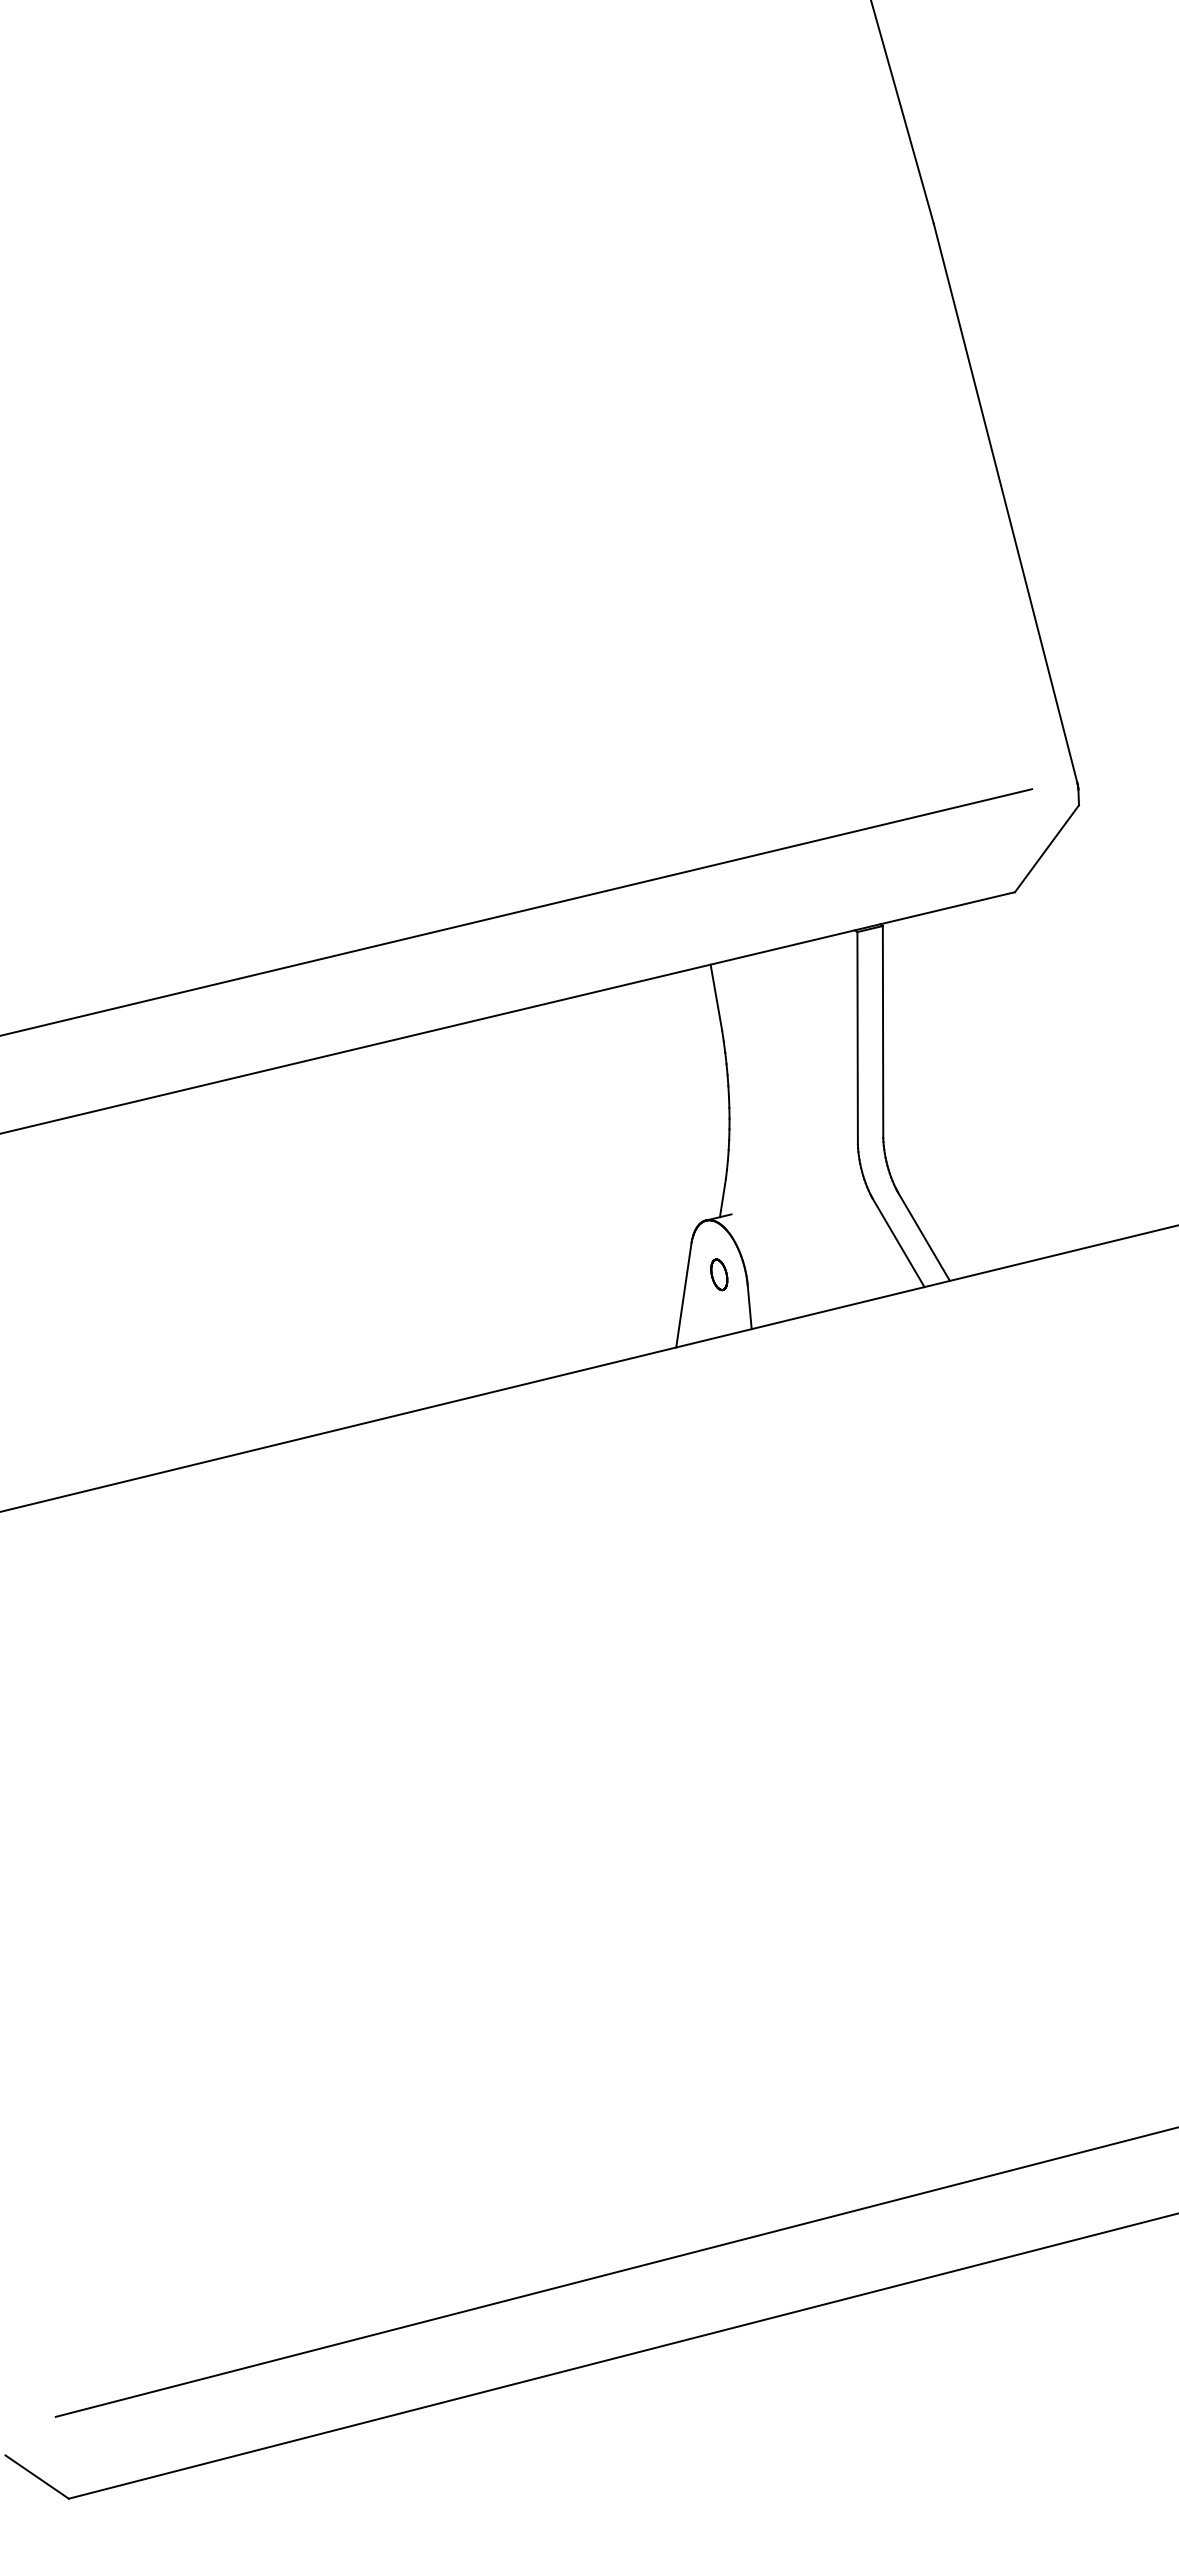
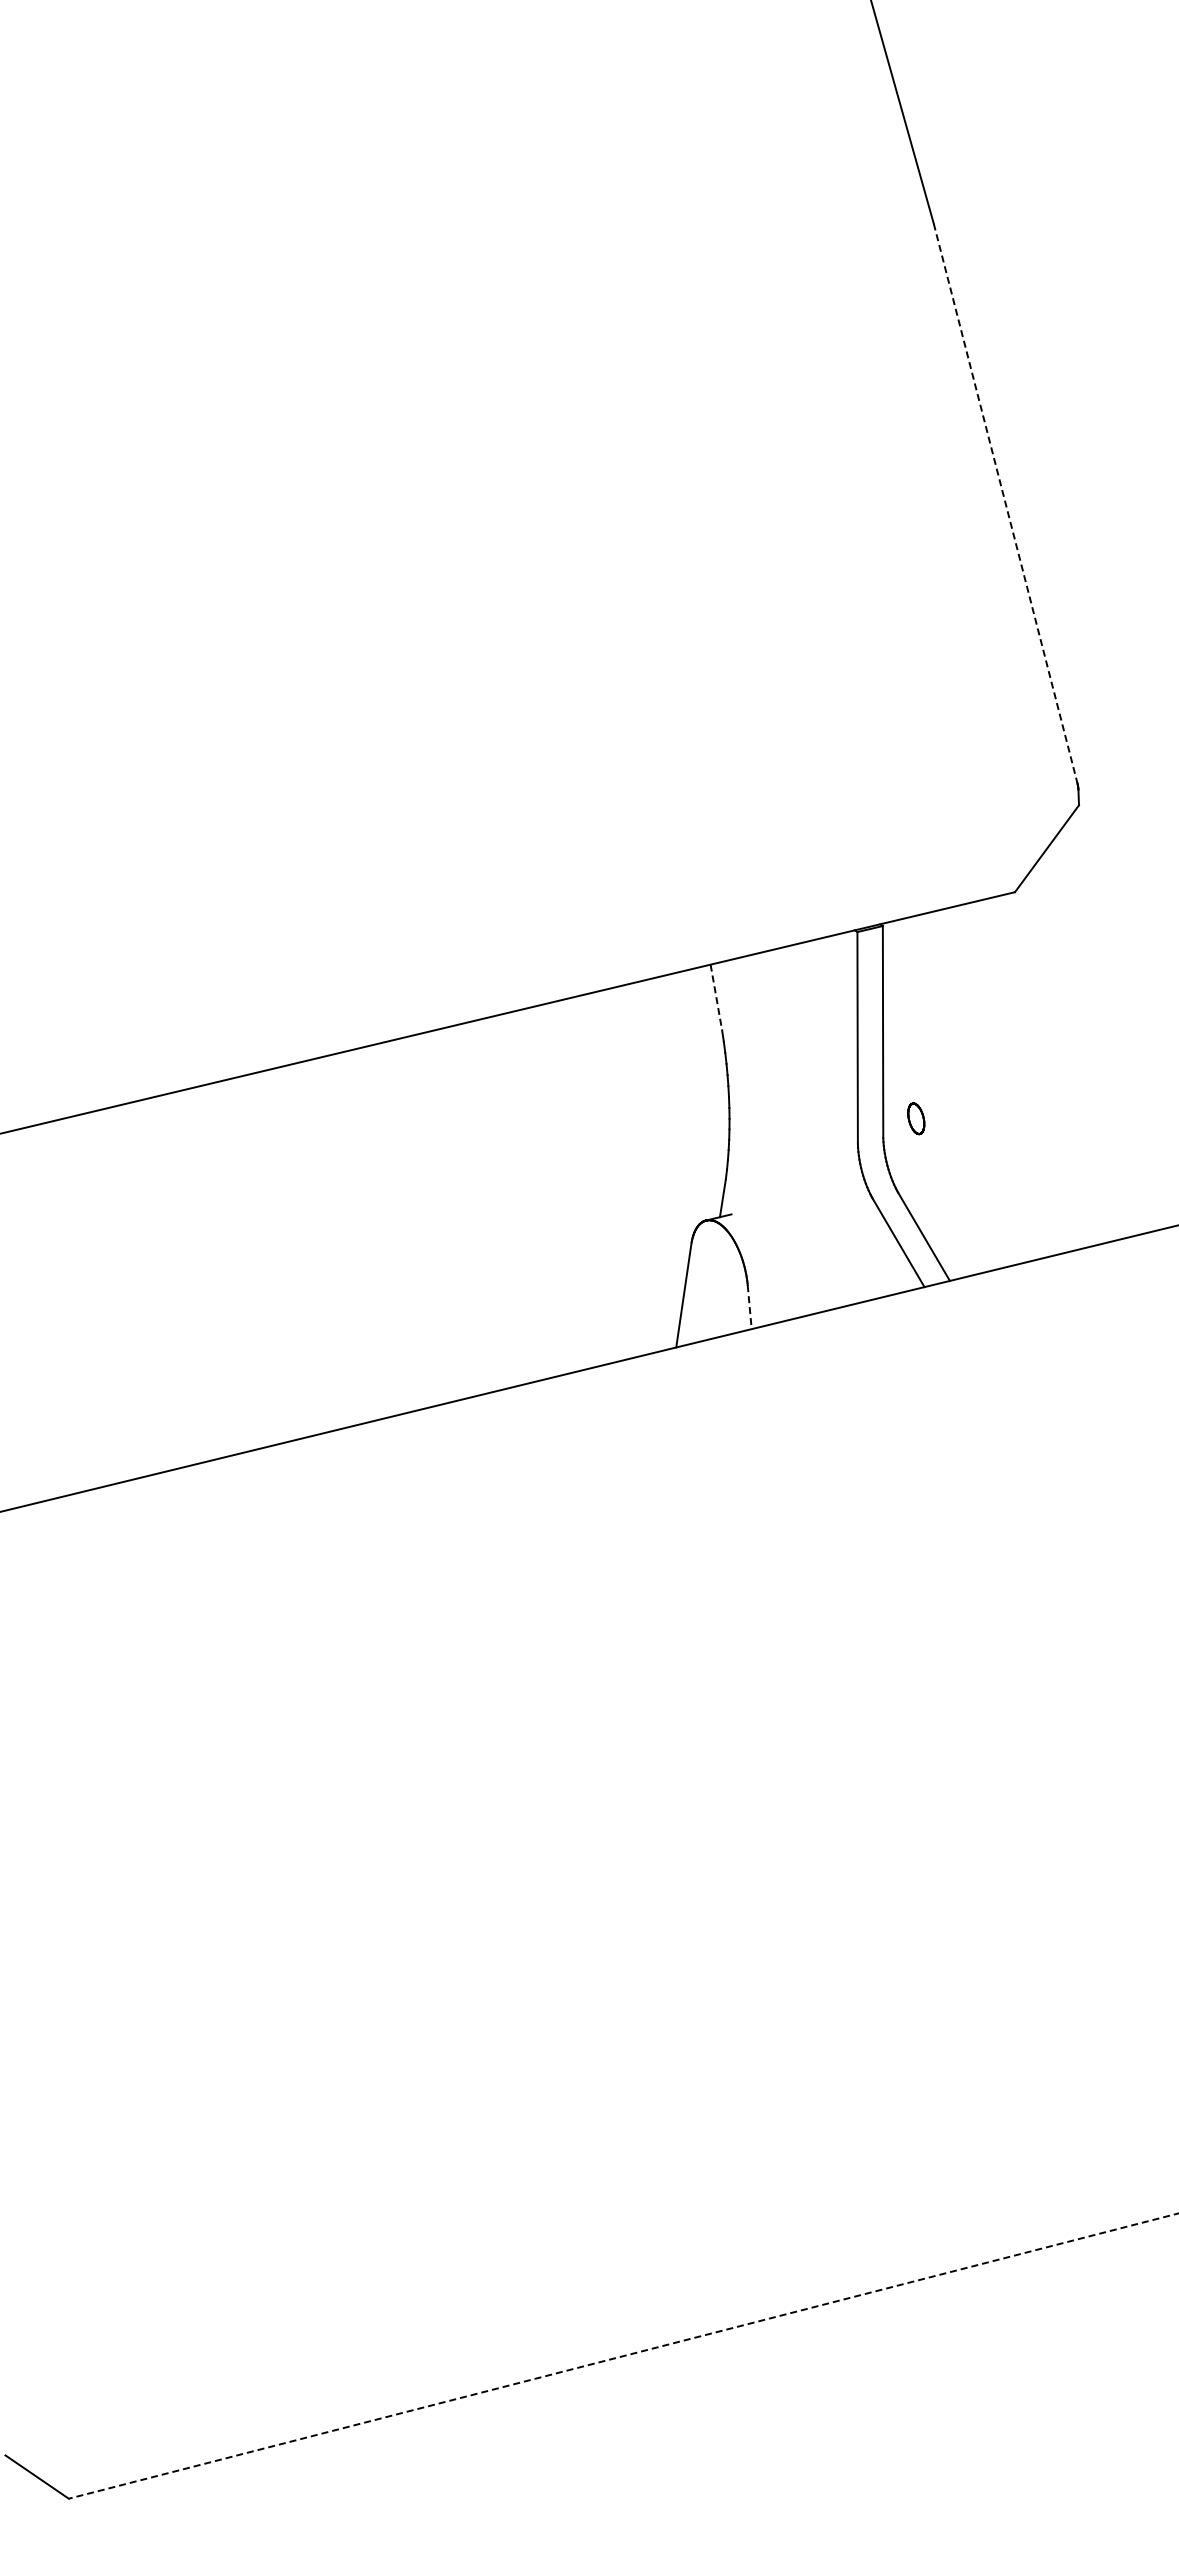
line: solid -> dashed (1005, 503)
line: present -> none (517, 912)
line: solid -> dashed (716, 998)
part position: (719, 1274) -> (916, 1118) (916, 1118)
line: solid -> dashed (749, 1307)
line: present -> none (615, 2272)
line: solid -> dashed (623, 2356)
